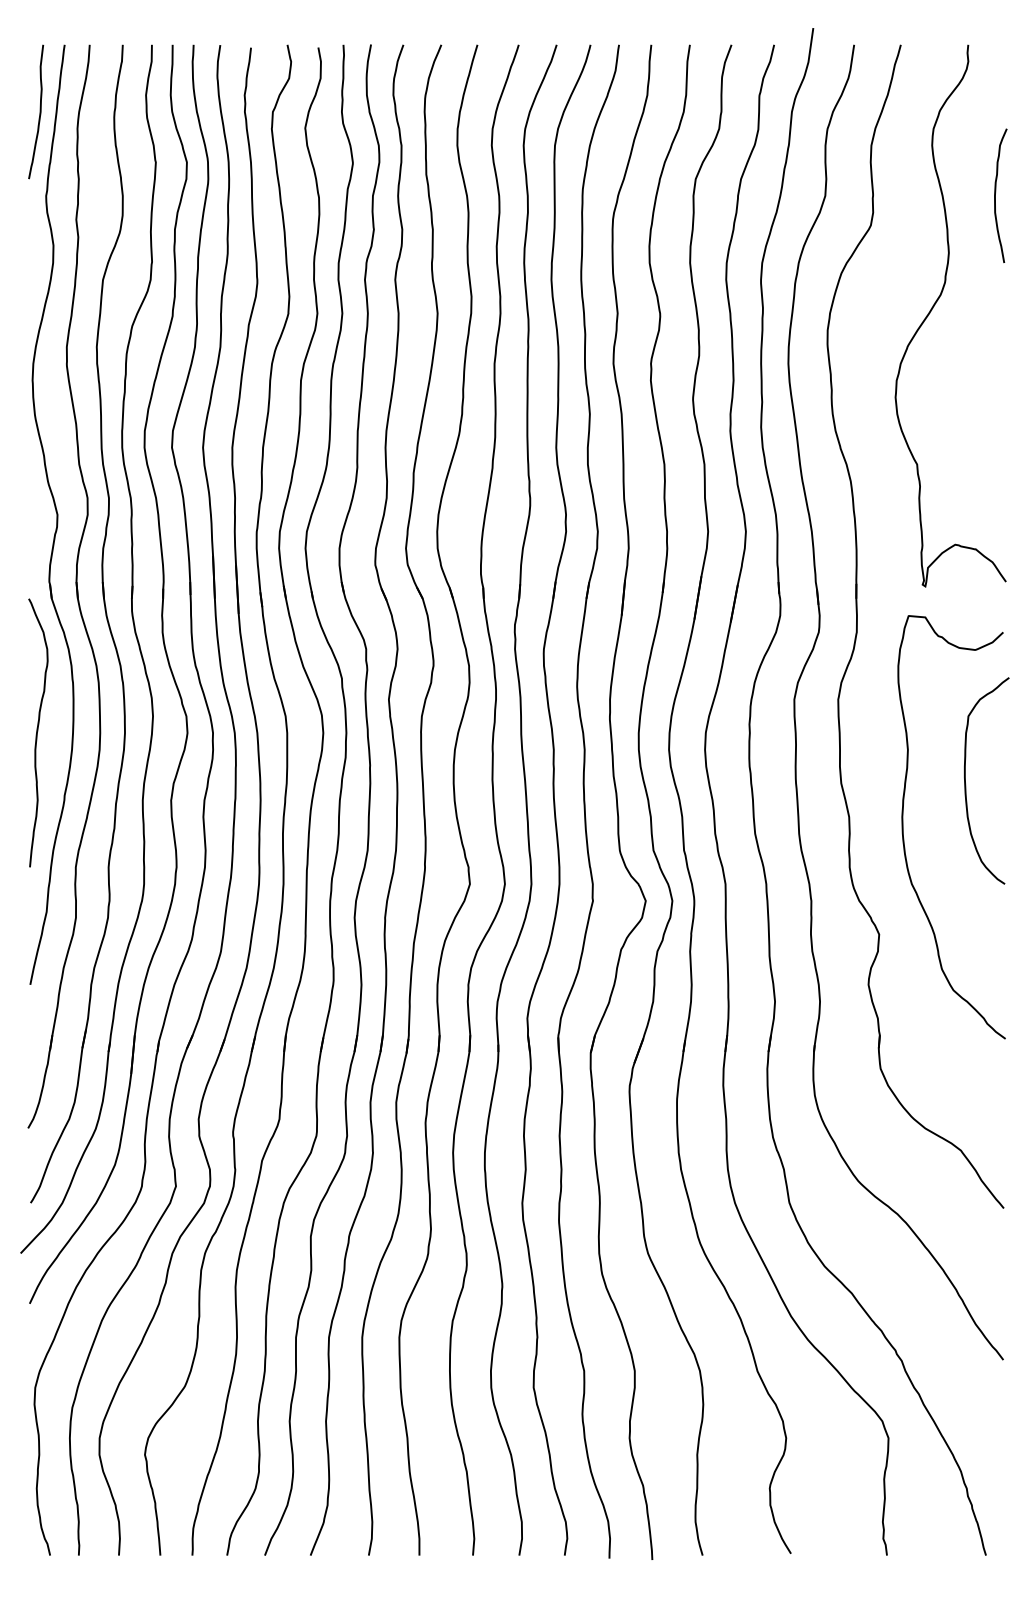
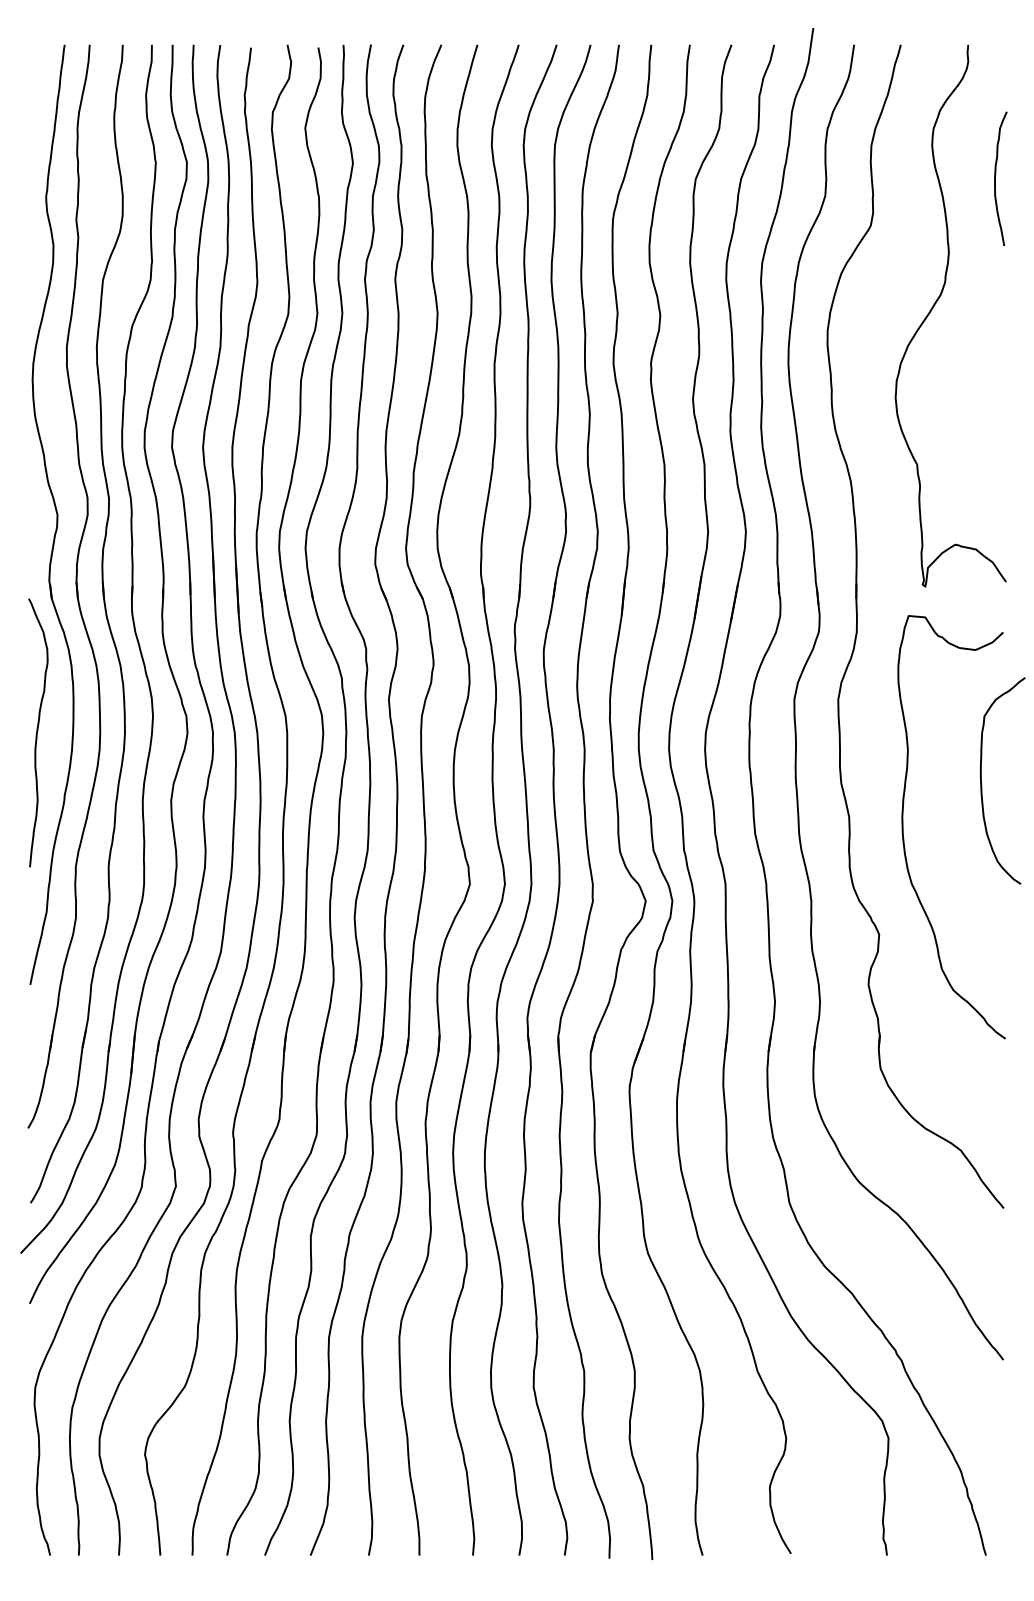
curve: present -> none (39, 111)
curve position: (996, 192) -> (996, 175) (996, 175)
curve position: (966, 784) -> (982, 784) (982, 784)
